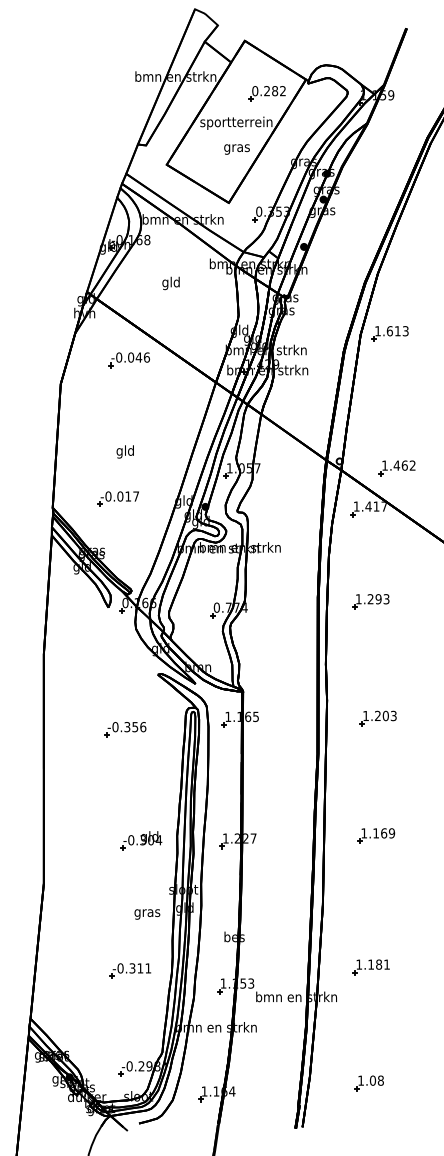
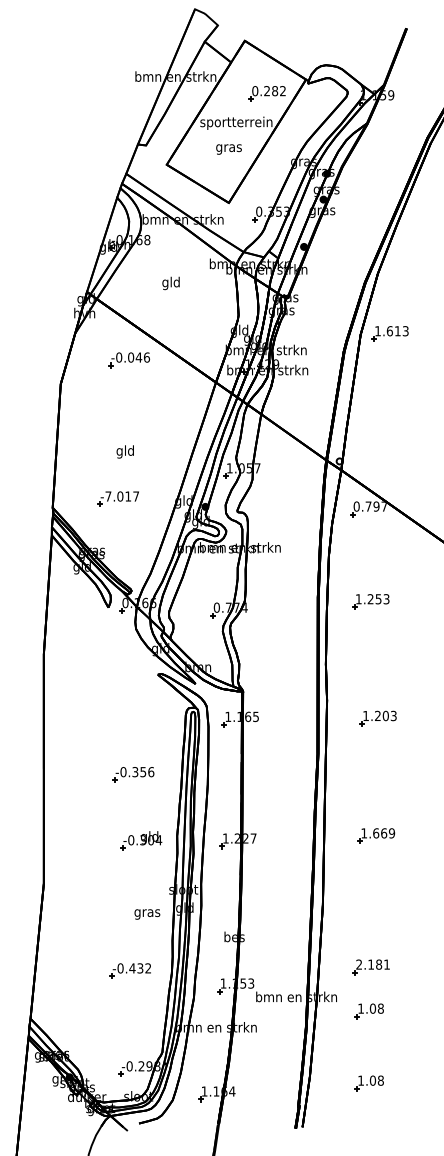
text position: (236, 149) -> (228, 149) (228, 149)
part: present -> none (396, 468)
text: -0.017 -> -7.017 (108, 496)
text: 1.417 -> 0.797 (366, 506)
text: 1.293 -> 1.253 (378, 599)
part position: (125, 729) -> (133, 774) (133, 774)
text: 1.169 -> 1.669 (376, 833)
text: 1.181 -> 2.181 (358, 964)
text: -0.311 -> -0.432 (139, 968)
part: none -> present (368, 1011)
